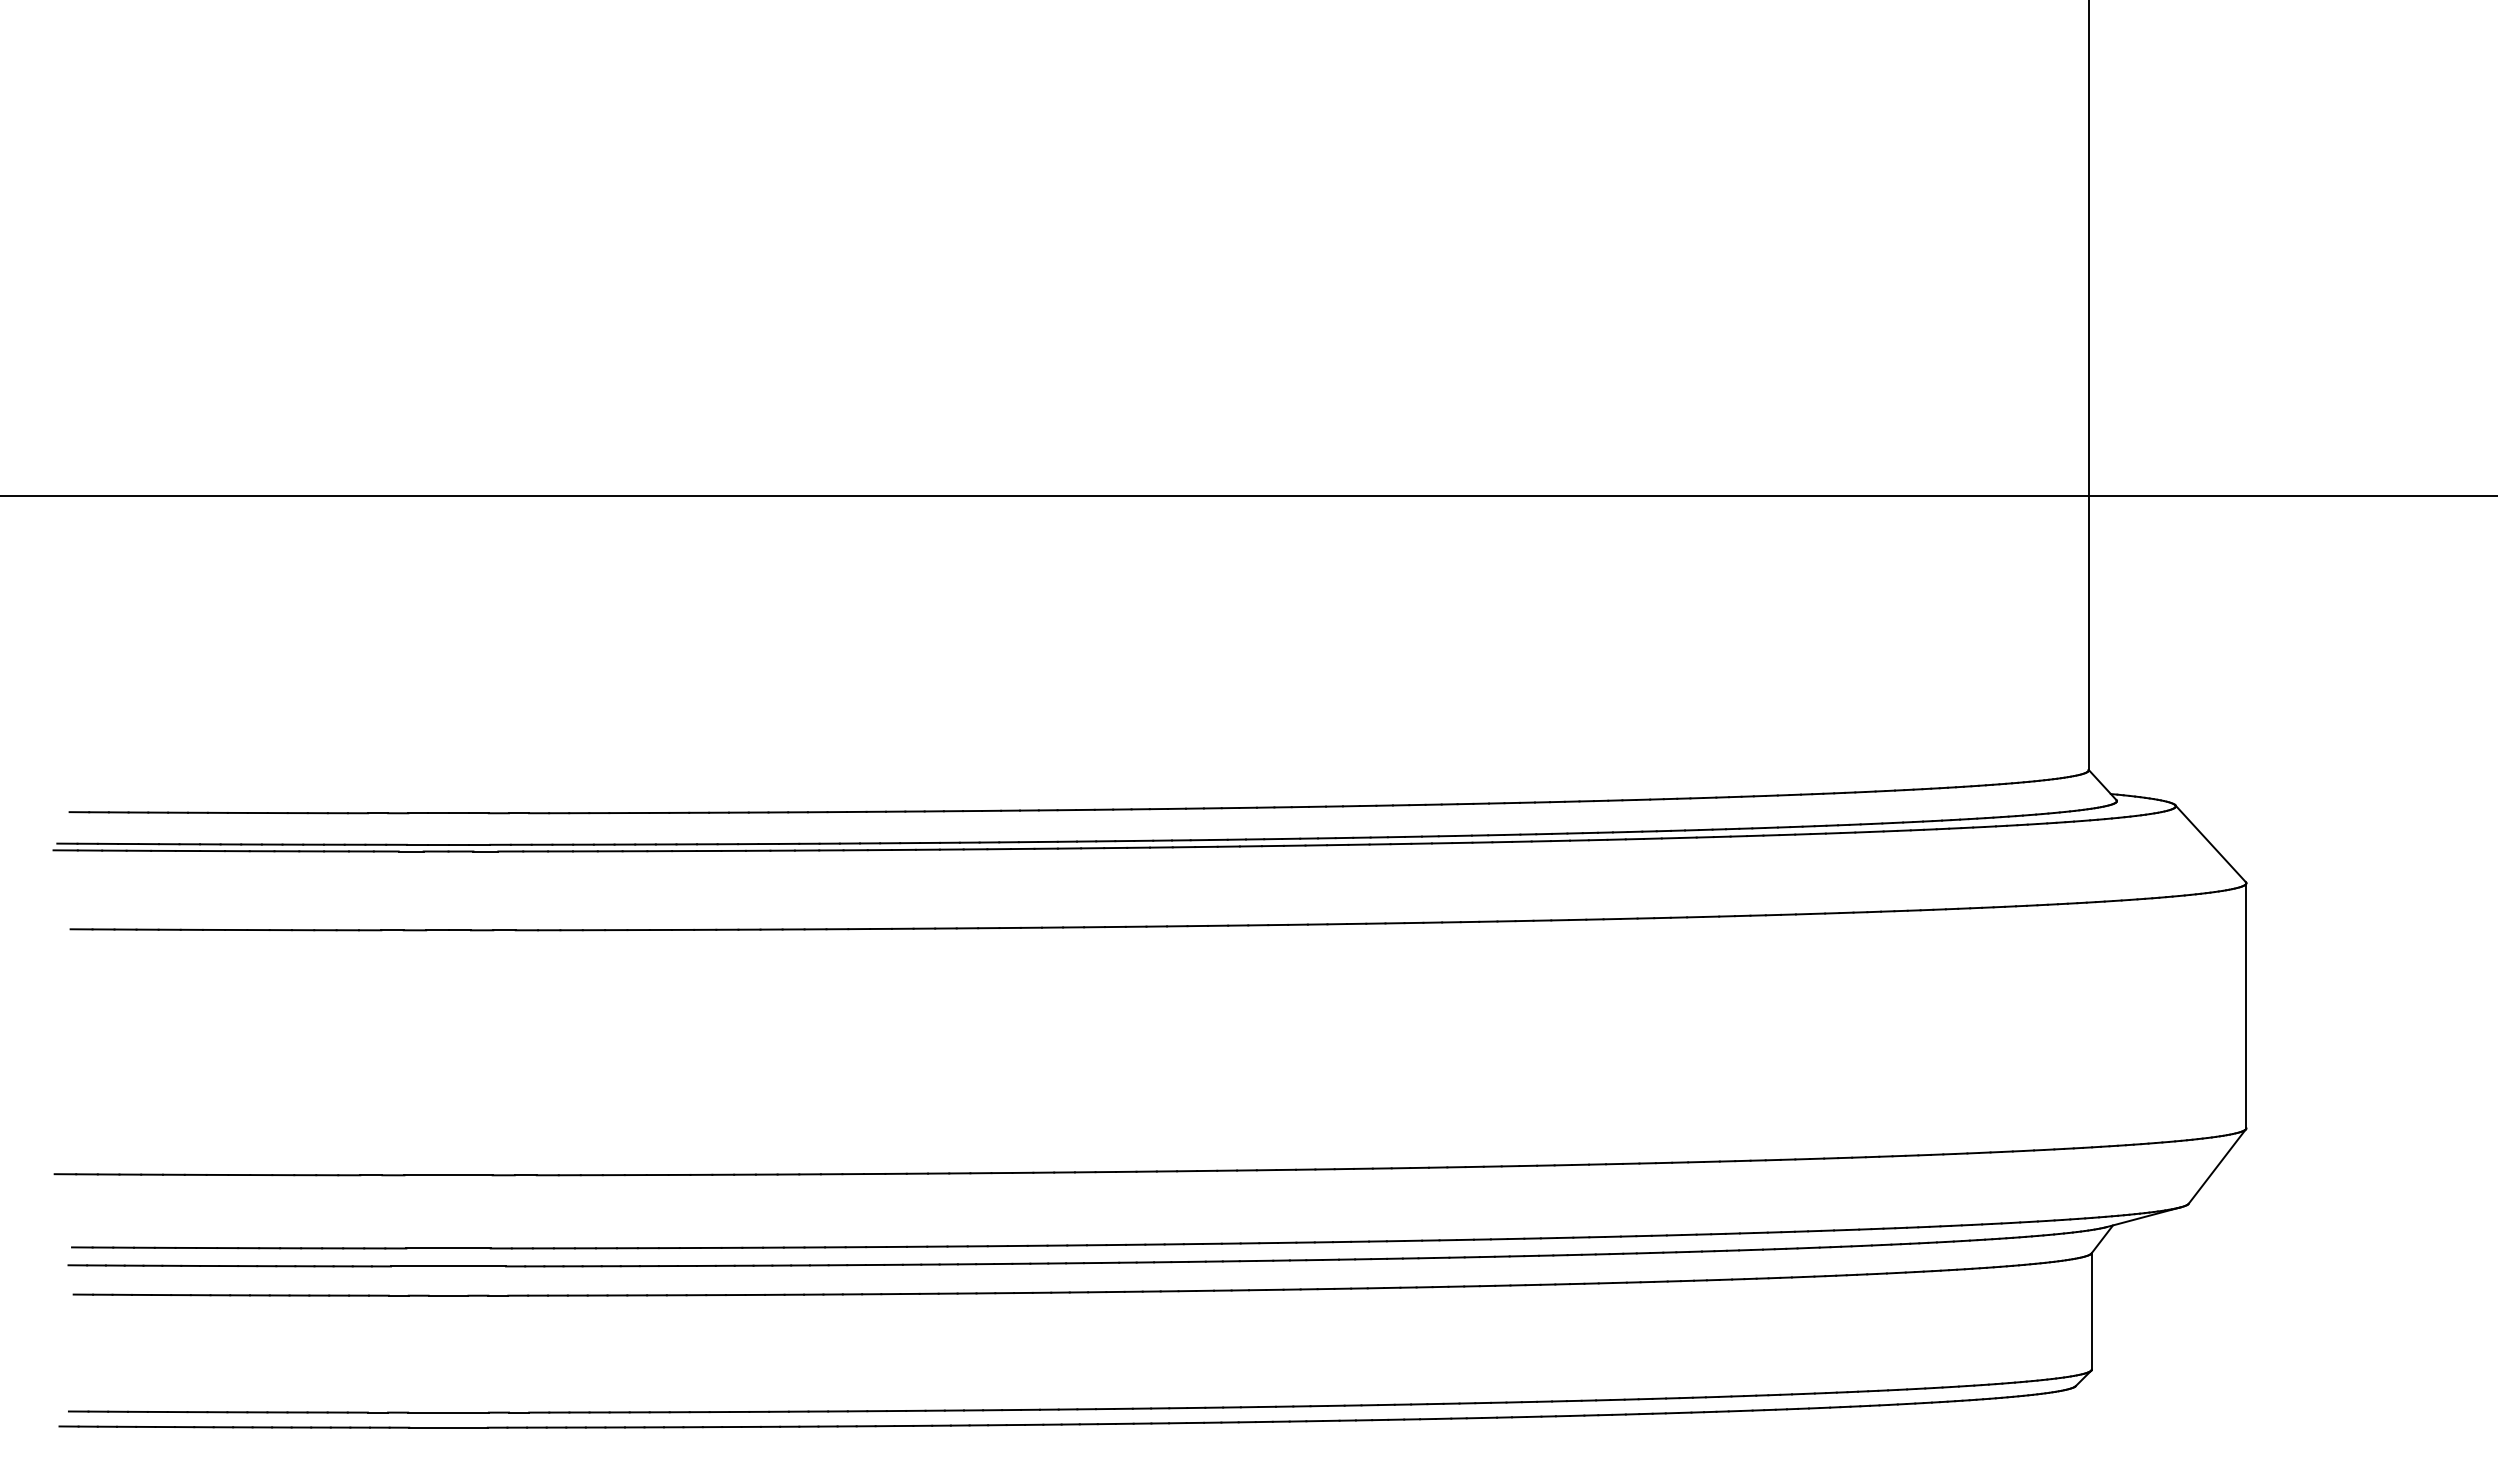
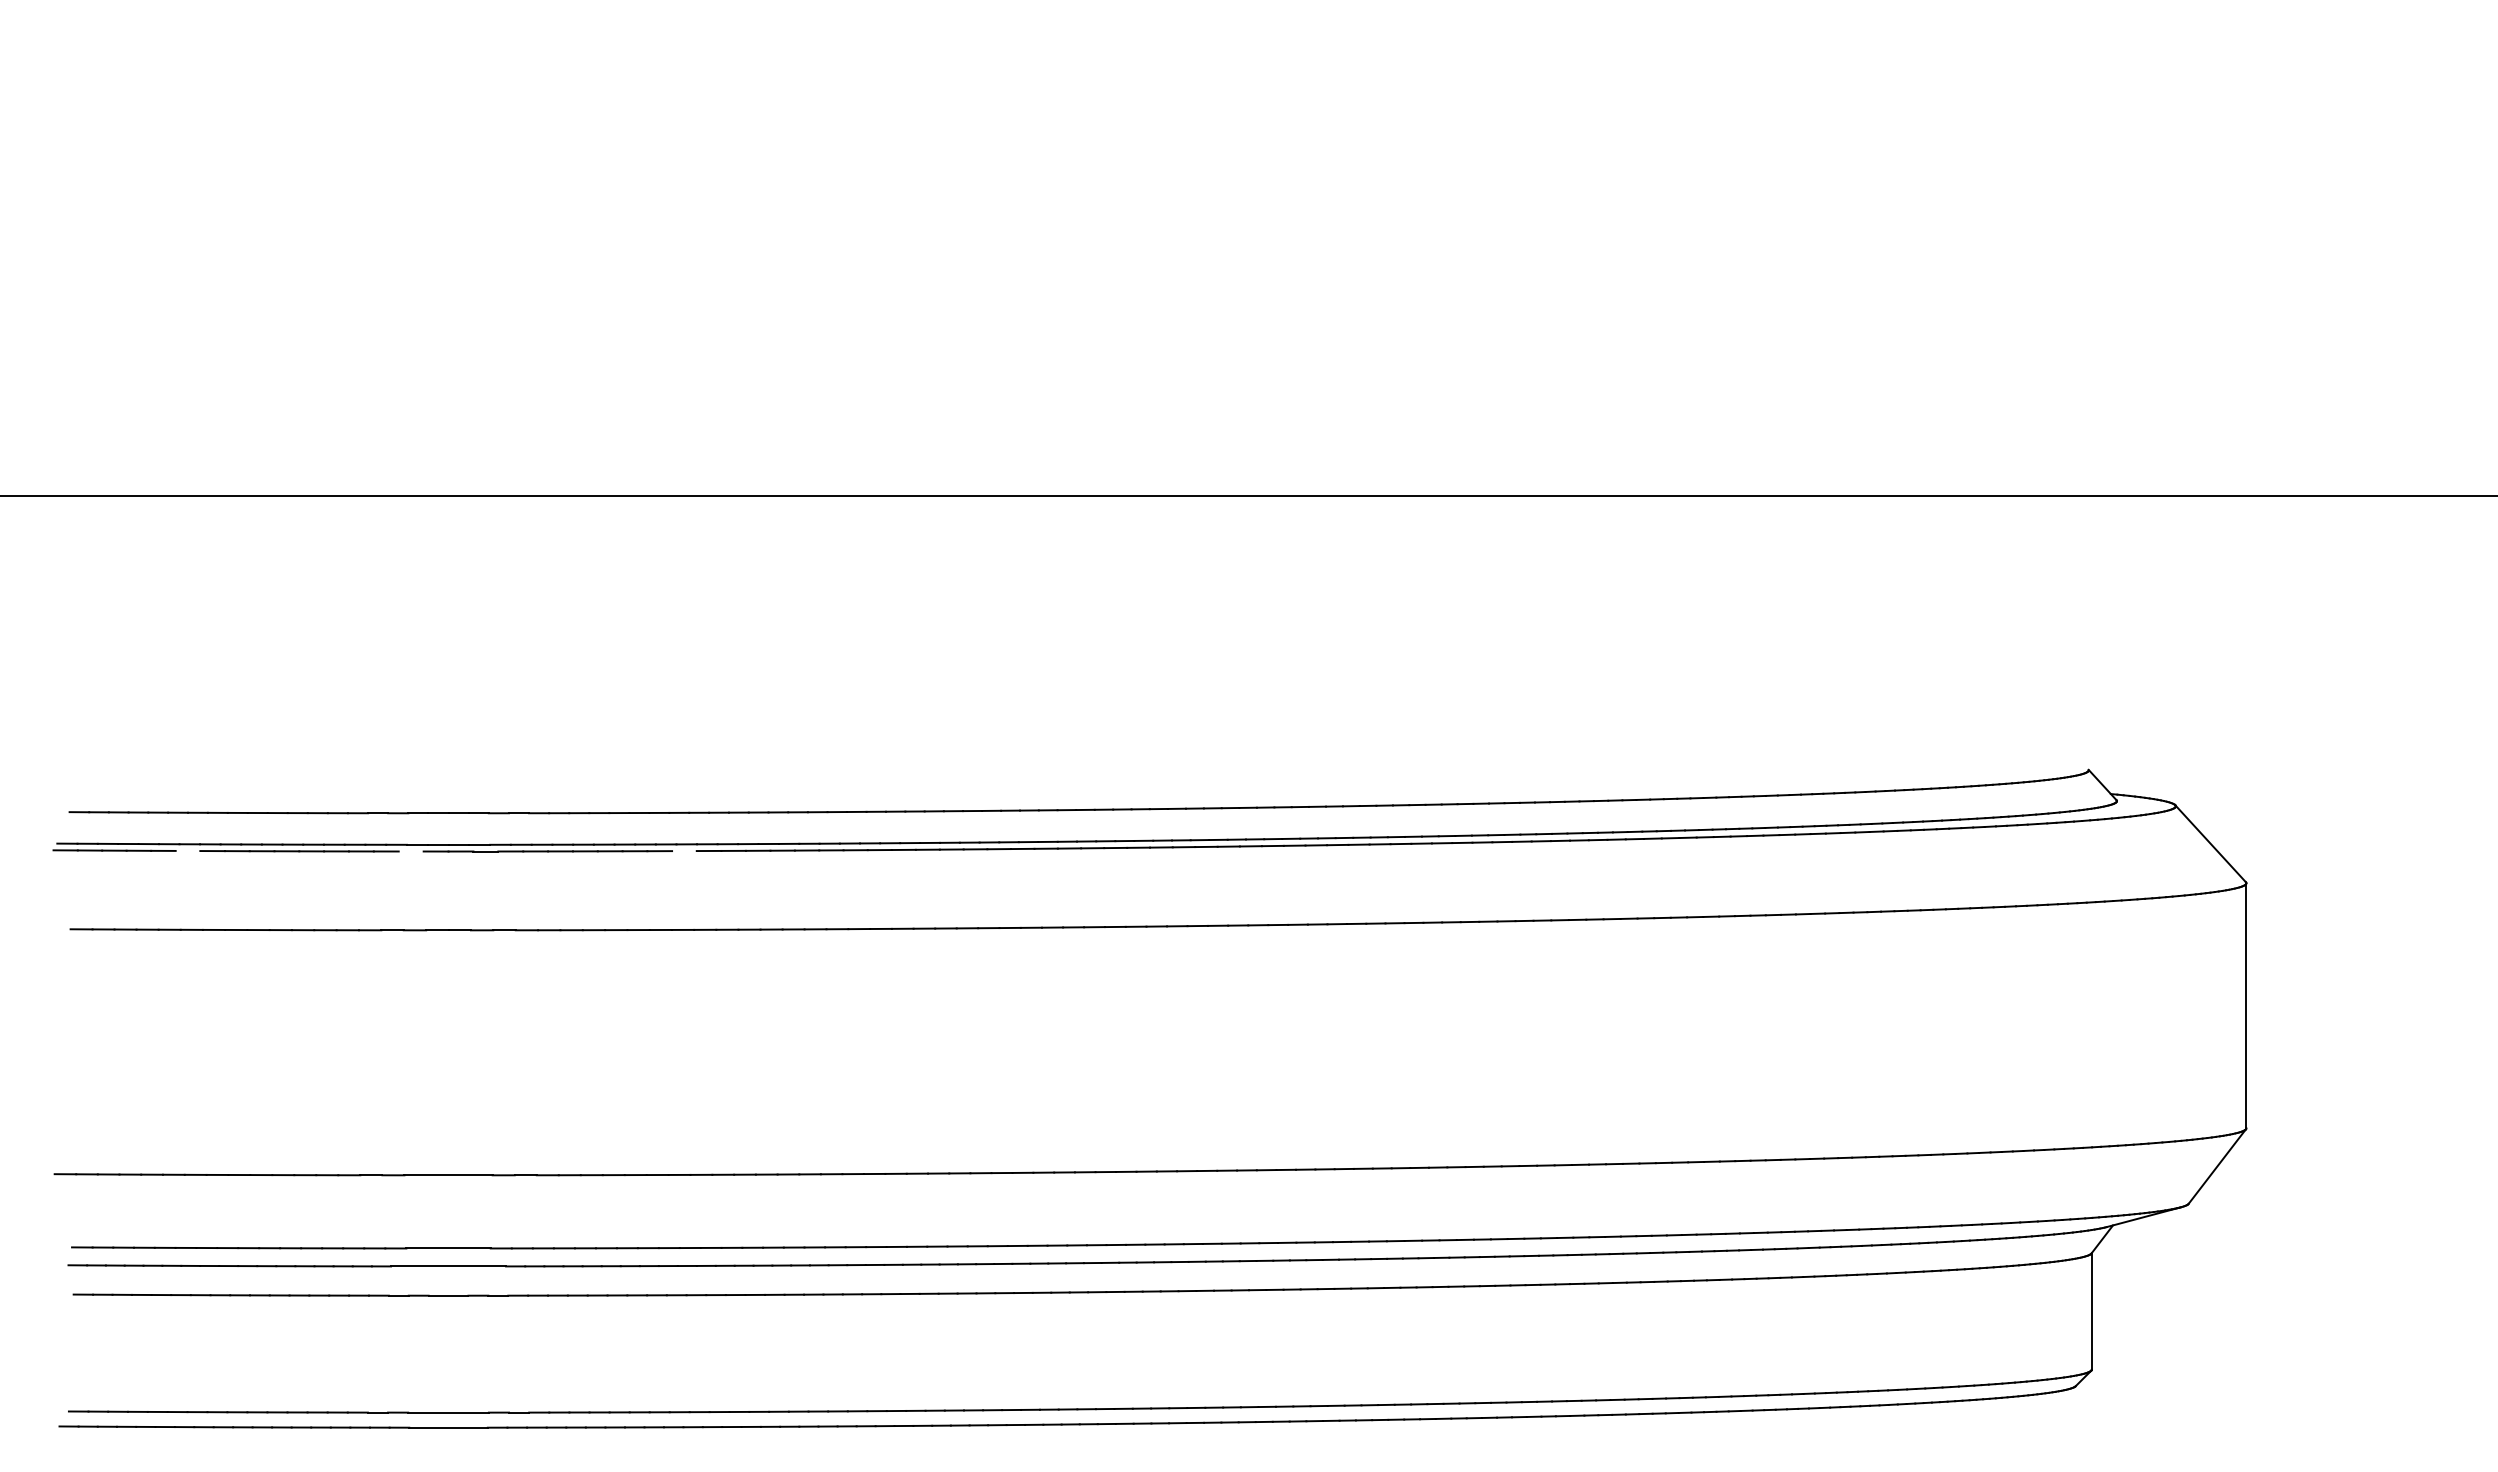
line: present -> none (2088, 386)
line: present -> none (187, 850)
line: present -> none (410, 851)
line: present -> none (684, 851)
